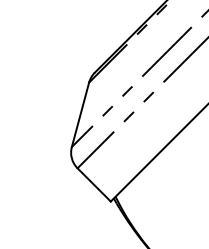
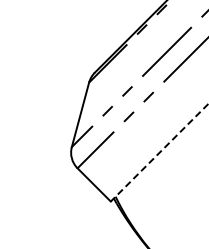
line: solid -> dashed (159, 152)
